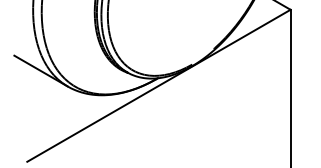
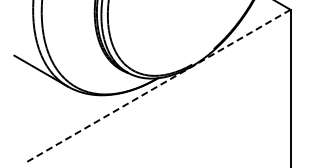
line: solid -> dashed (159, 85)
